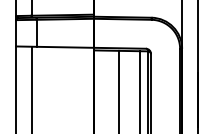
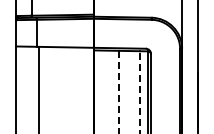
line position: (31, 88) -> (38, 88) (38, 88)
line: solid -> dashed (119, 92)
line: solid -> dashed (140, 92)
